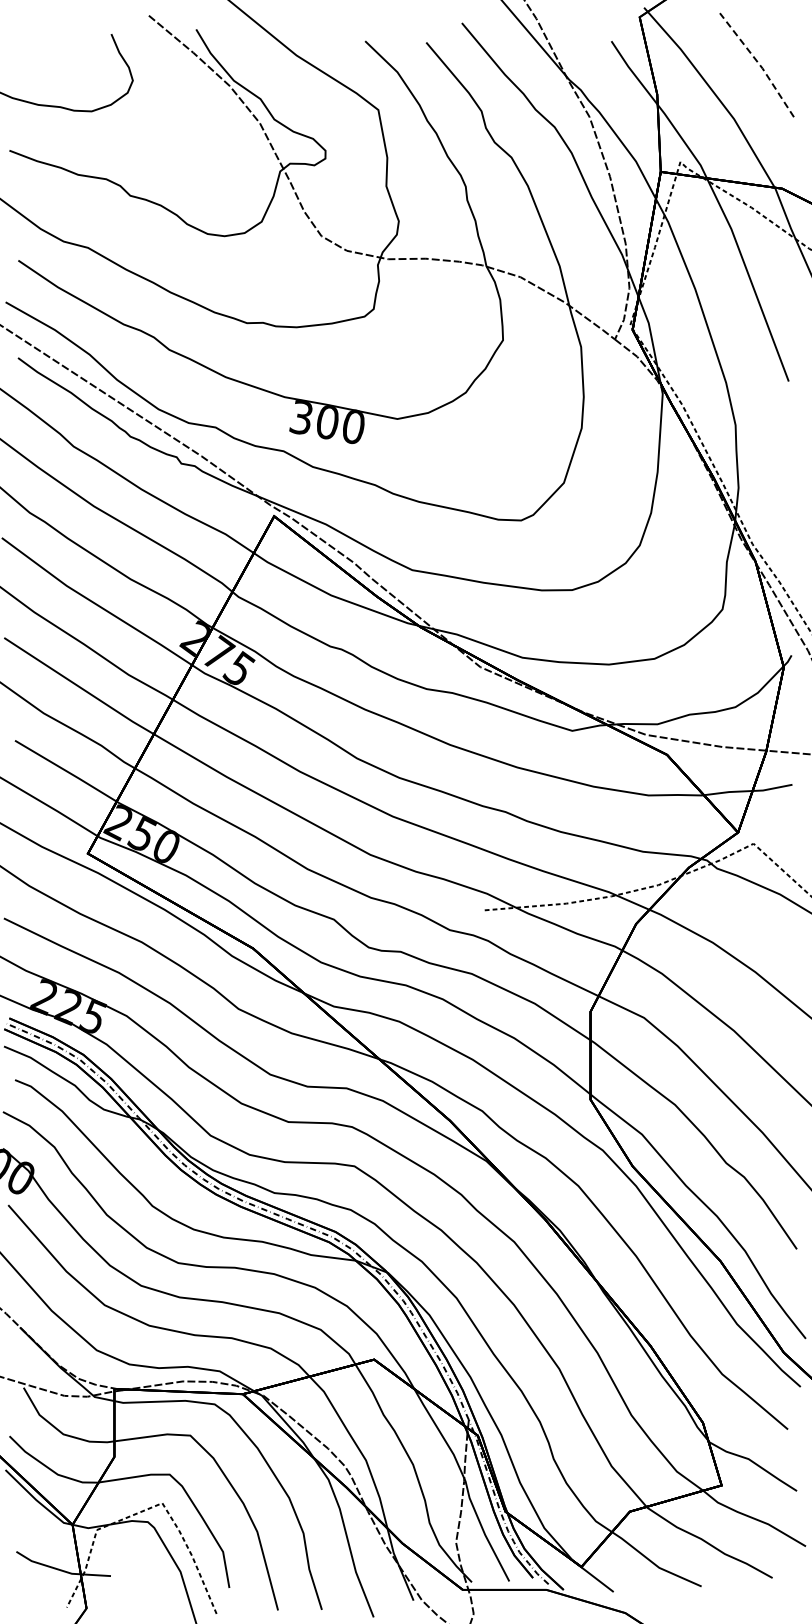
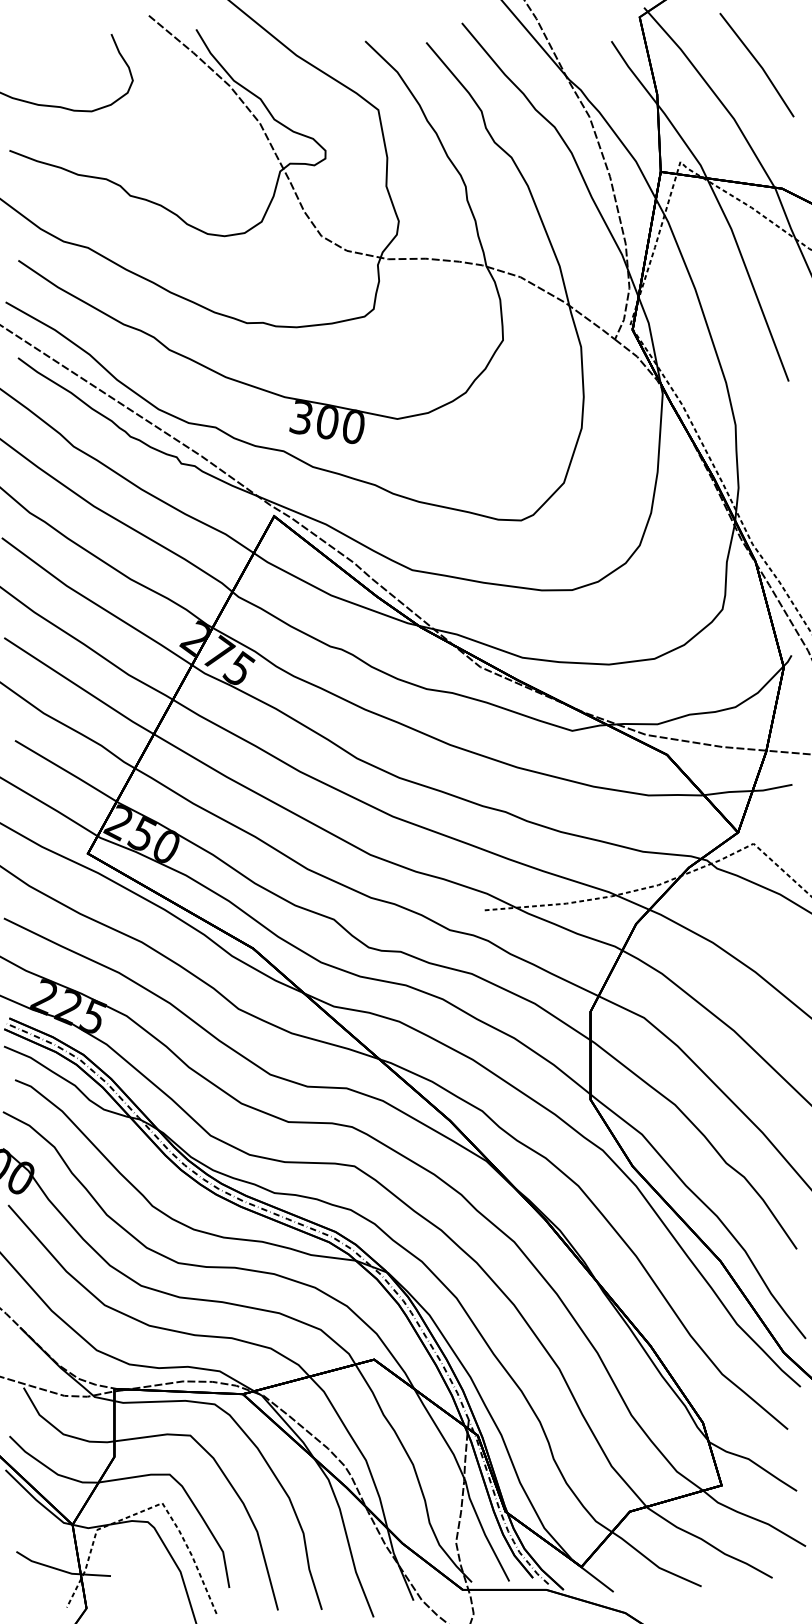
line: dashed -> solid (759, 64)
